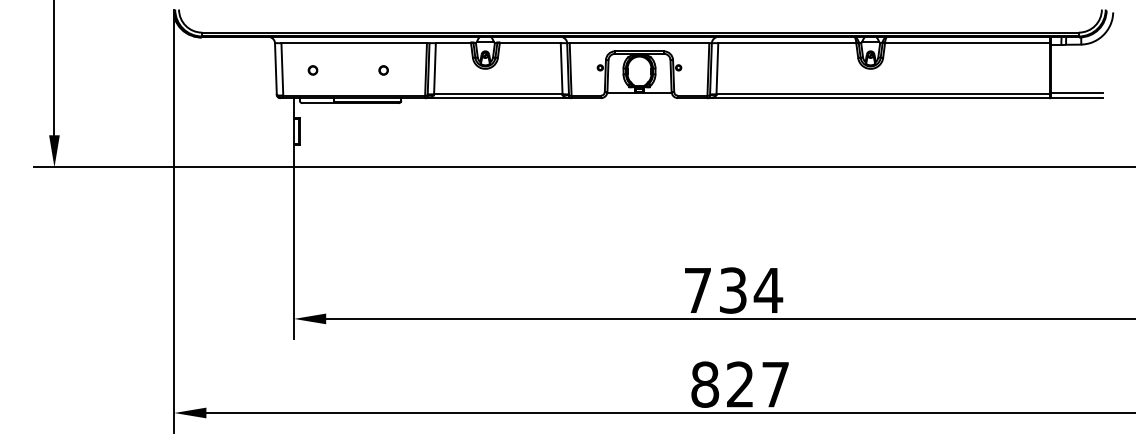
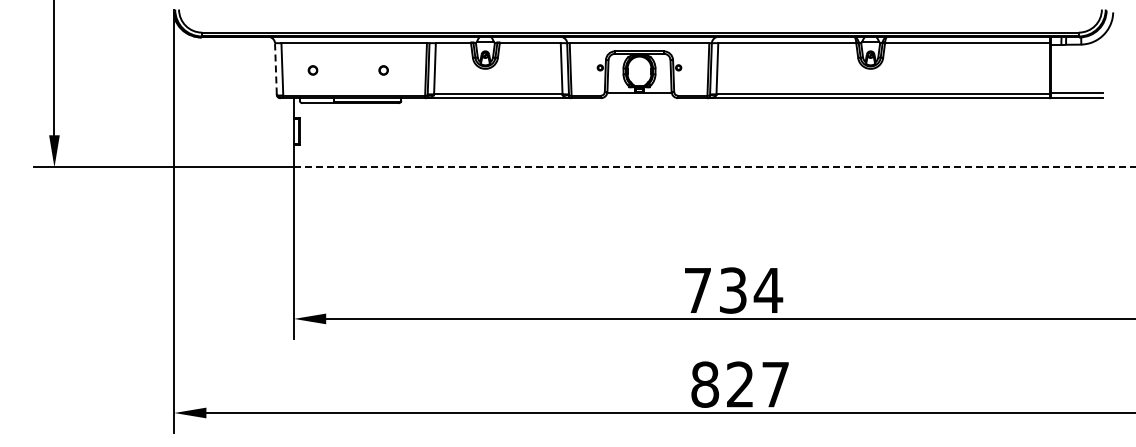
line: solid -> dashed (275, 68)
line: solid -> dashed (714, 167)
